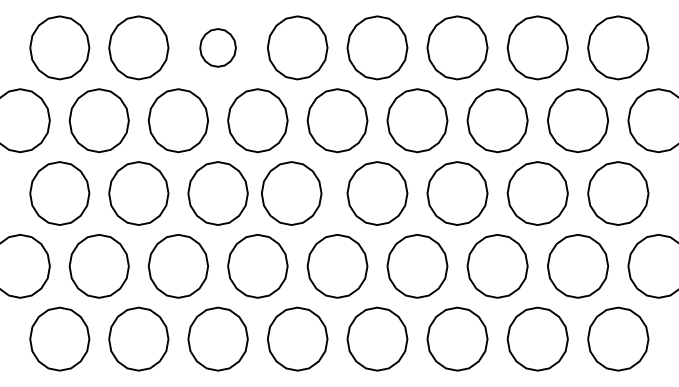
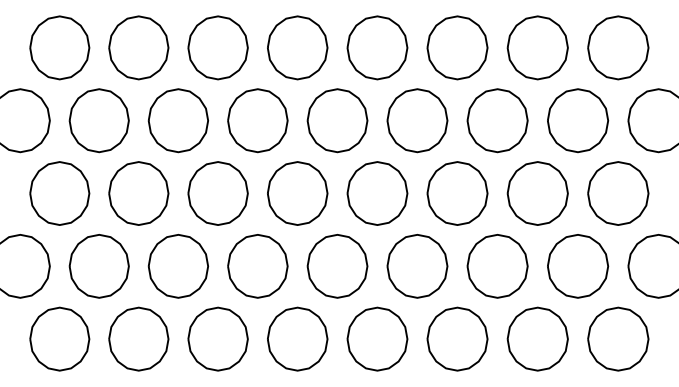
part size: 38x40 px -> 62x66 px (217, 47)
part position: (291, 193) -> (297, 193) (297, 193)
